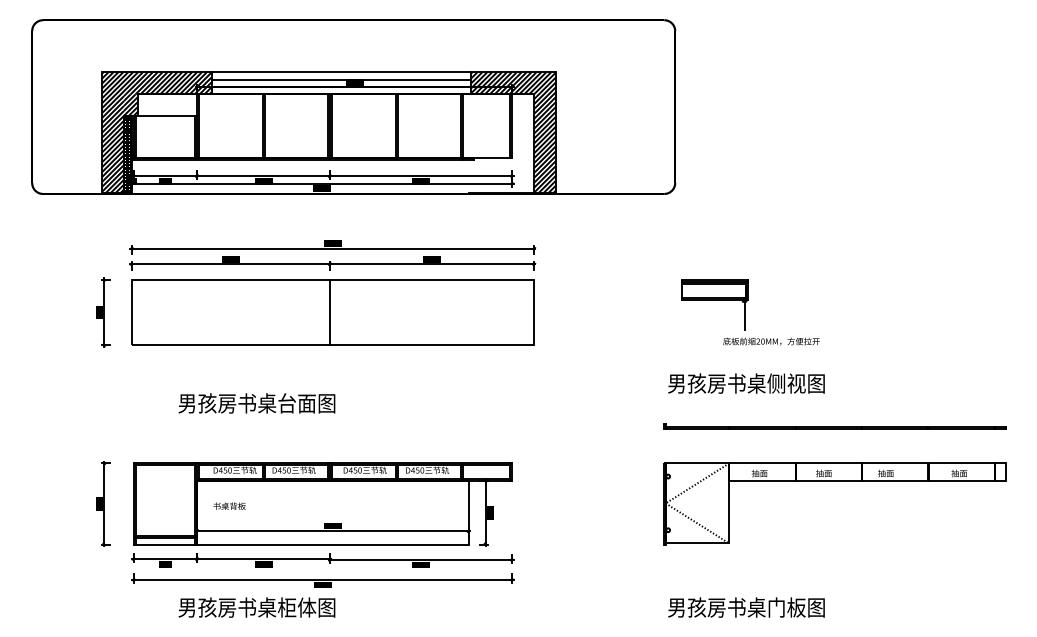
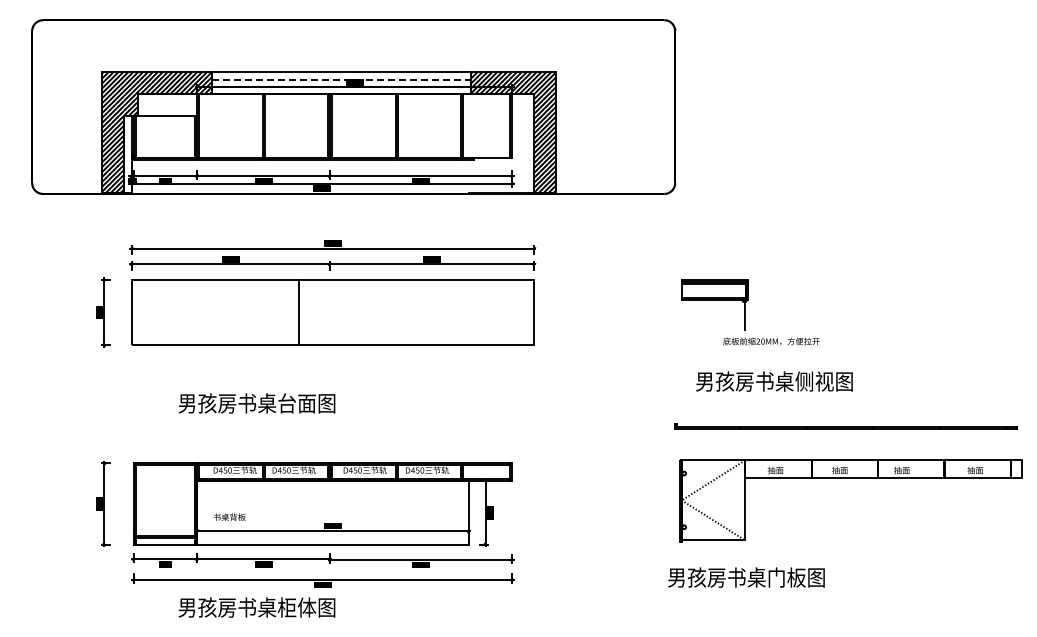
line: solid -> dashed (341, 79)
hatch: present -> none (127, 153)
line position: (330, 312) -> (299, 312) (299, 312)
text position: (746, 383) -> (774, 381) (774, 381)
part position: (834, 426) -> (845, 426) (845, 426)
part position: (834, 481) -> (850, 478) (850, 478)
text position: (229, 505) -> (229, 516) (229, 516)
text position: (746, 607) -> (746, 577) (746, 577)
